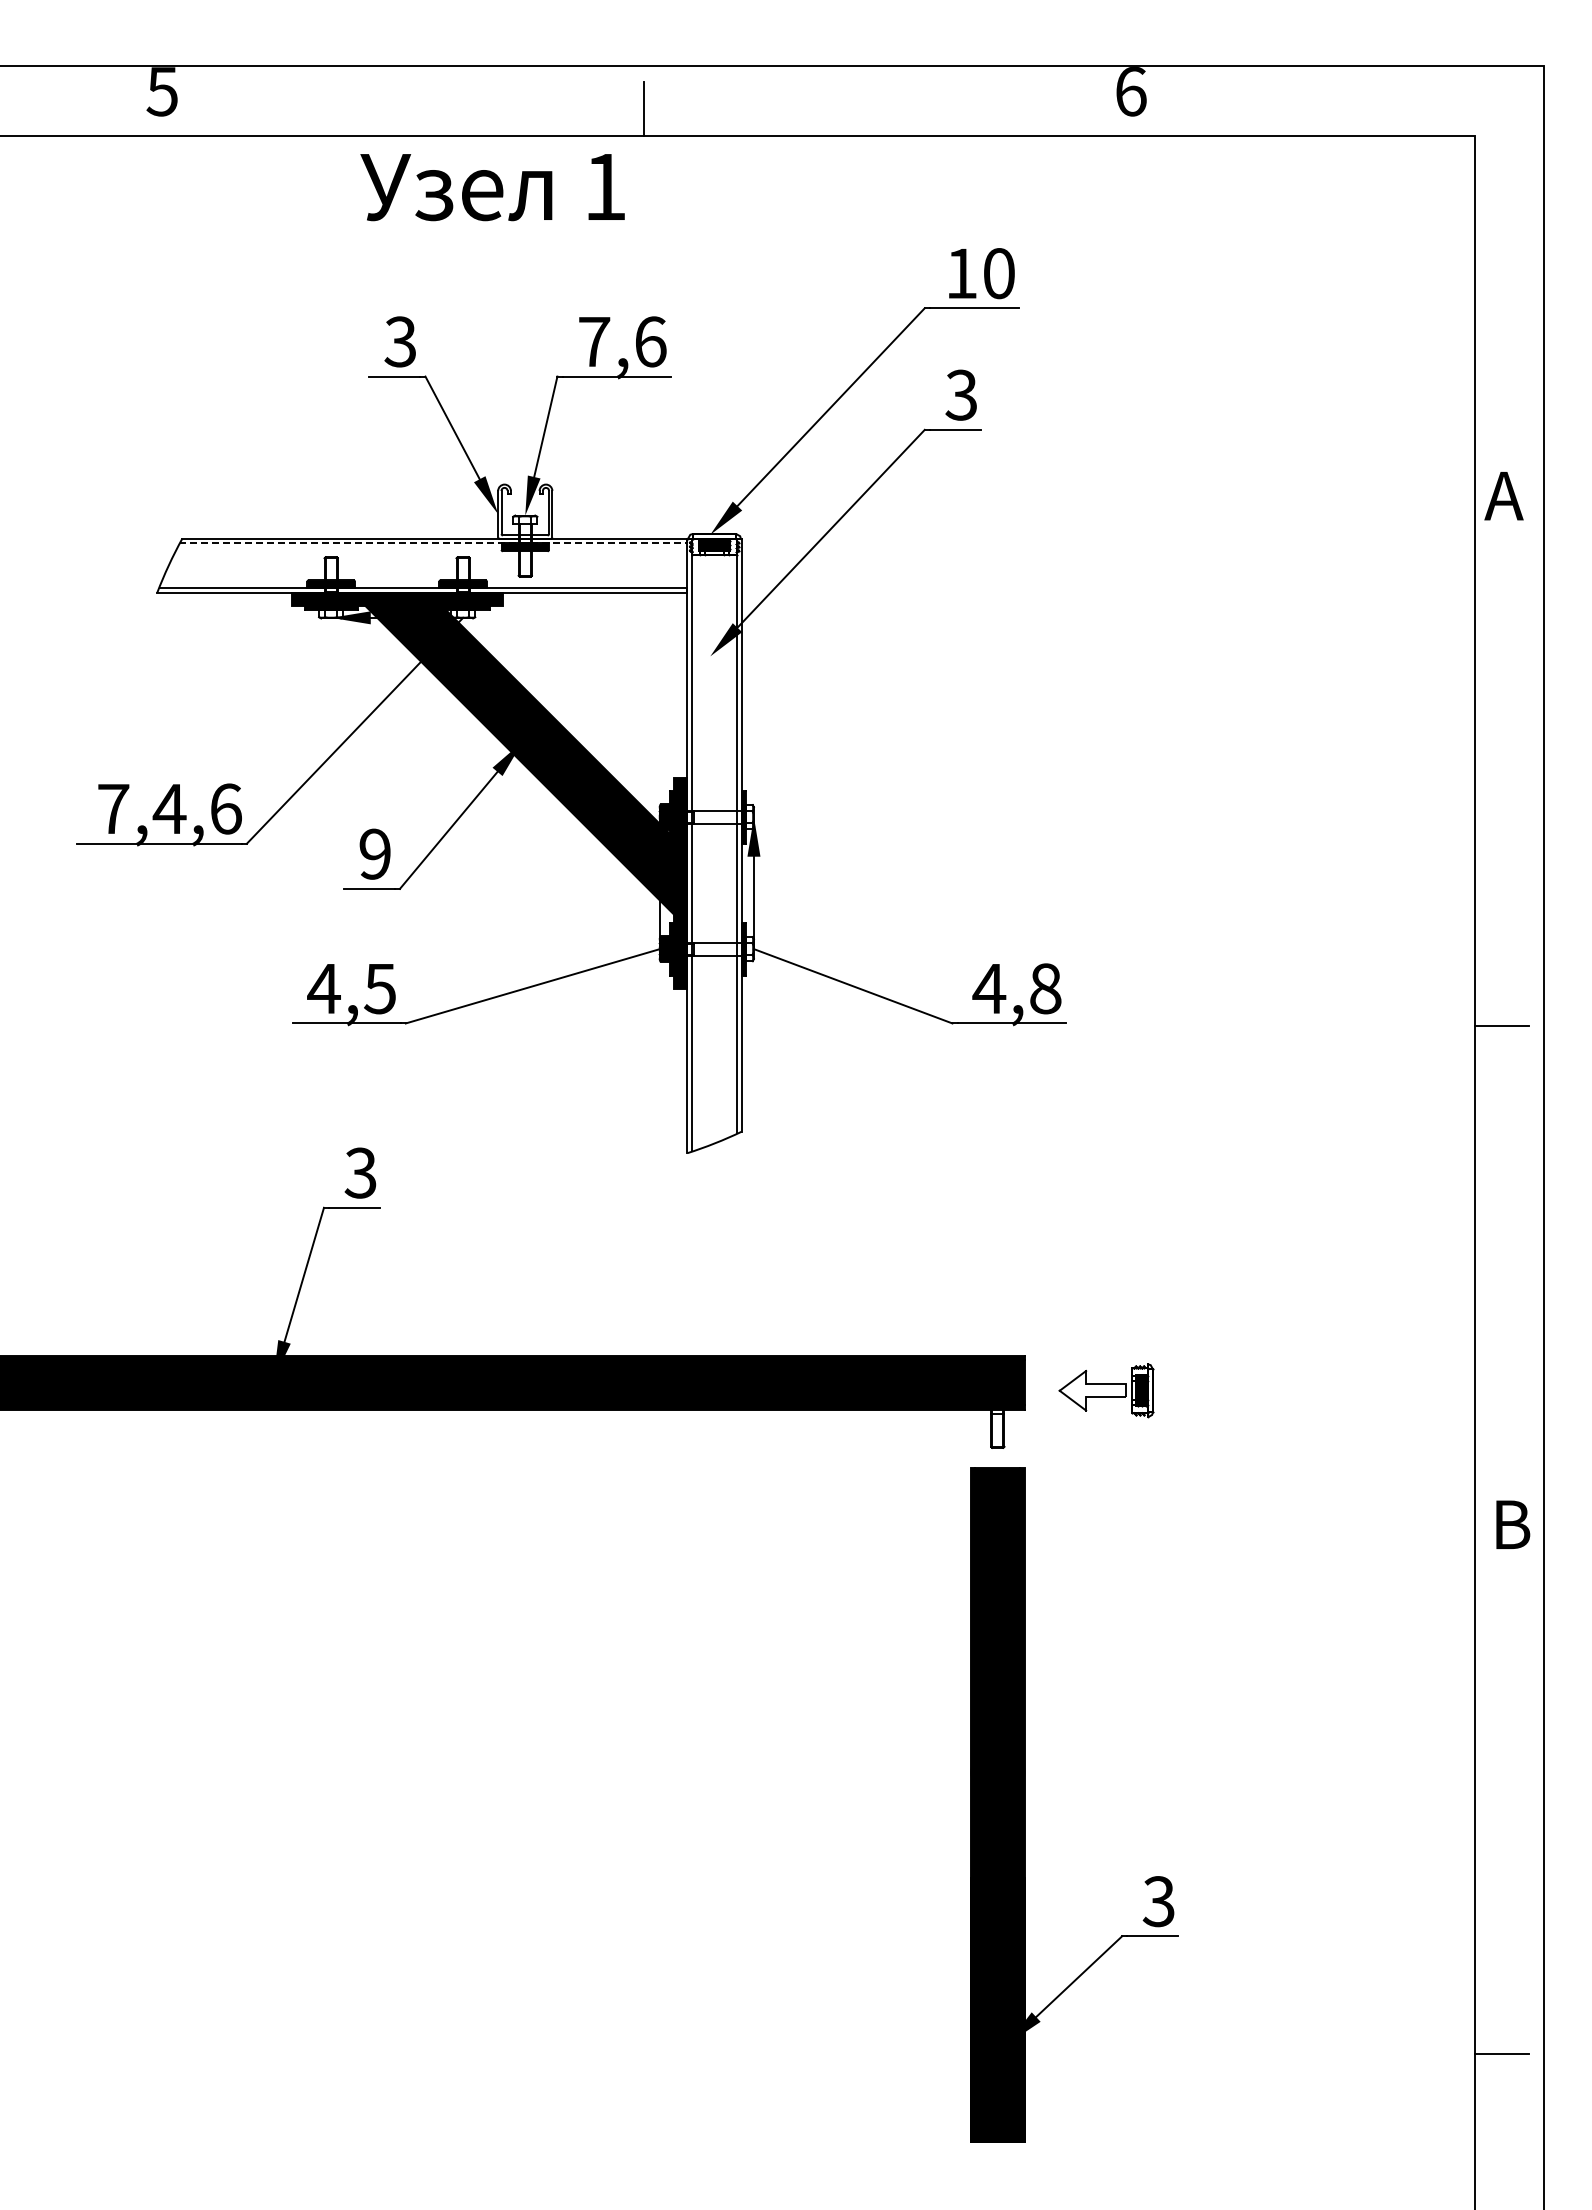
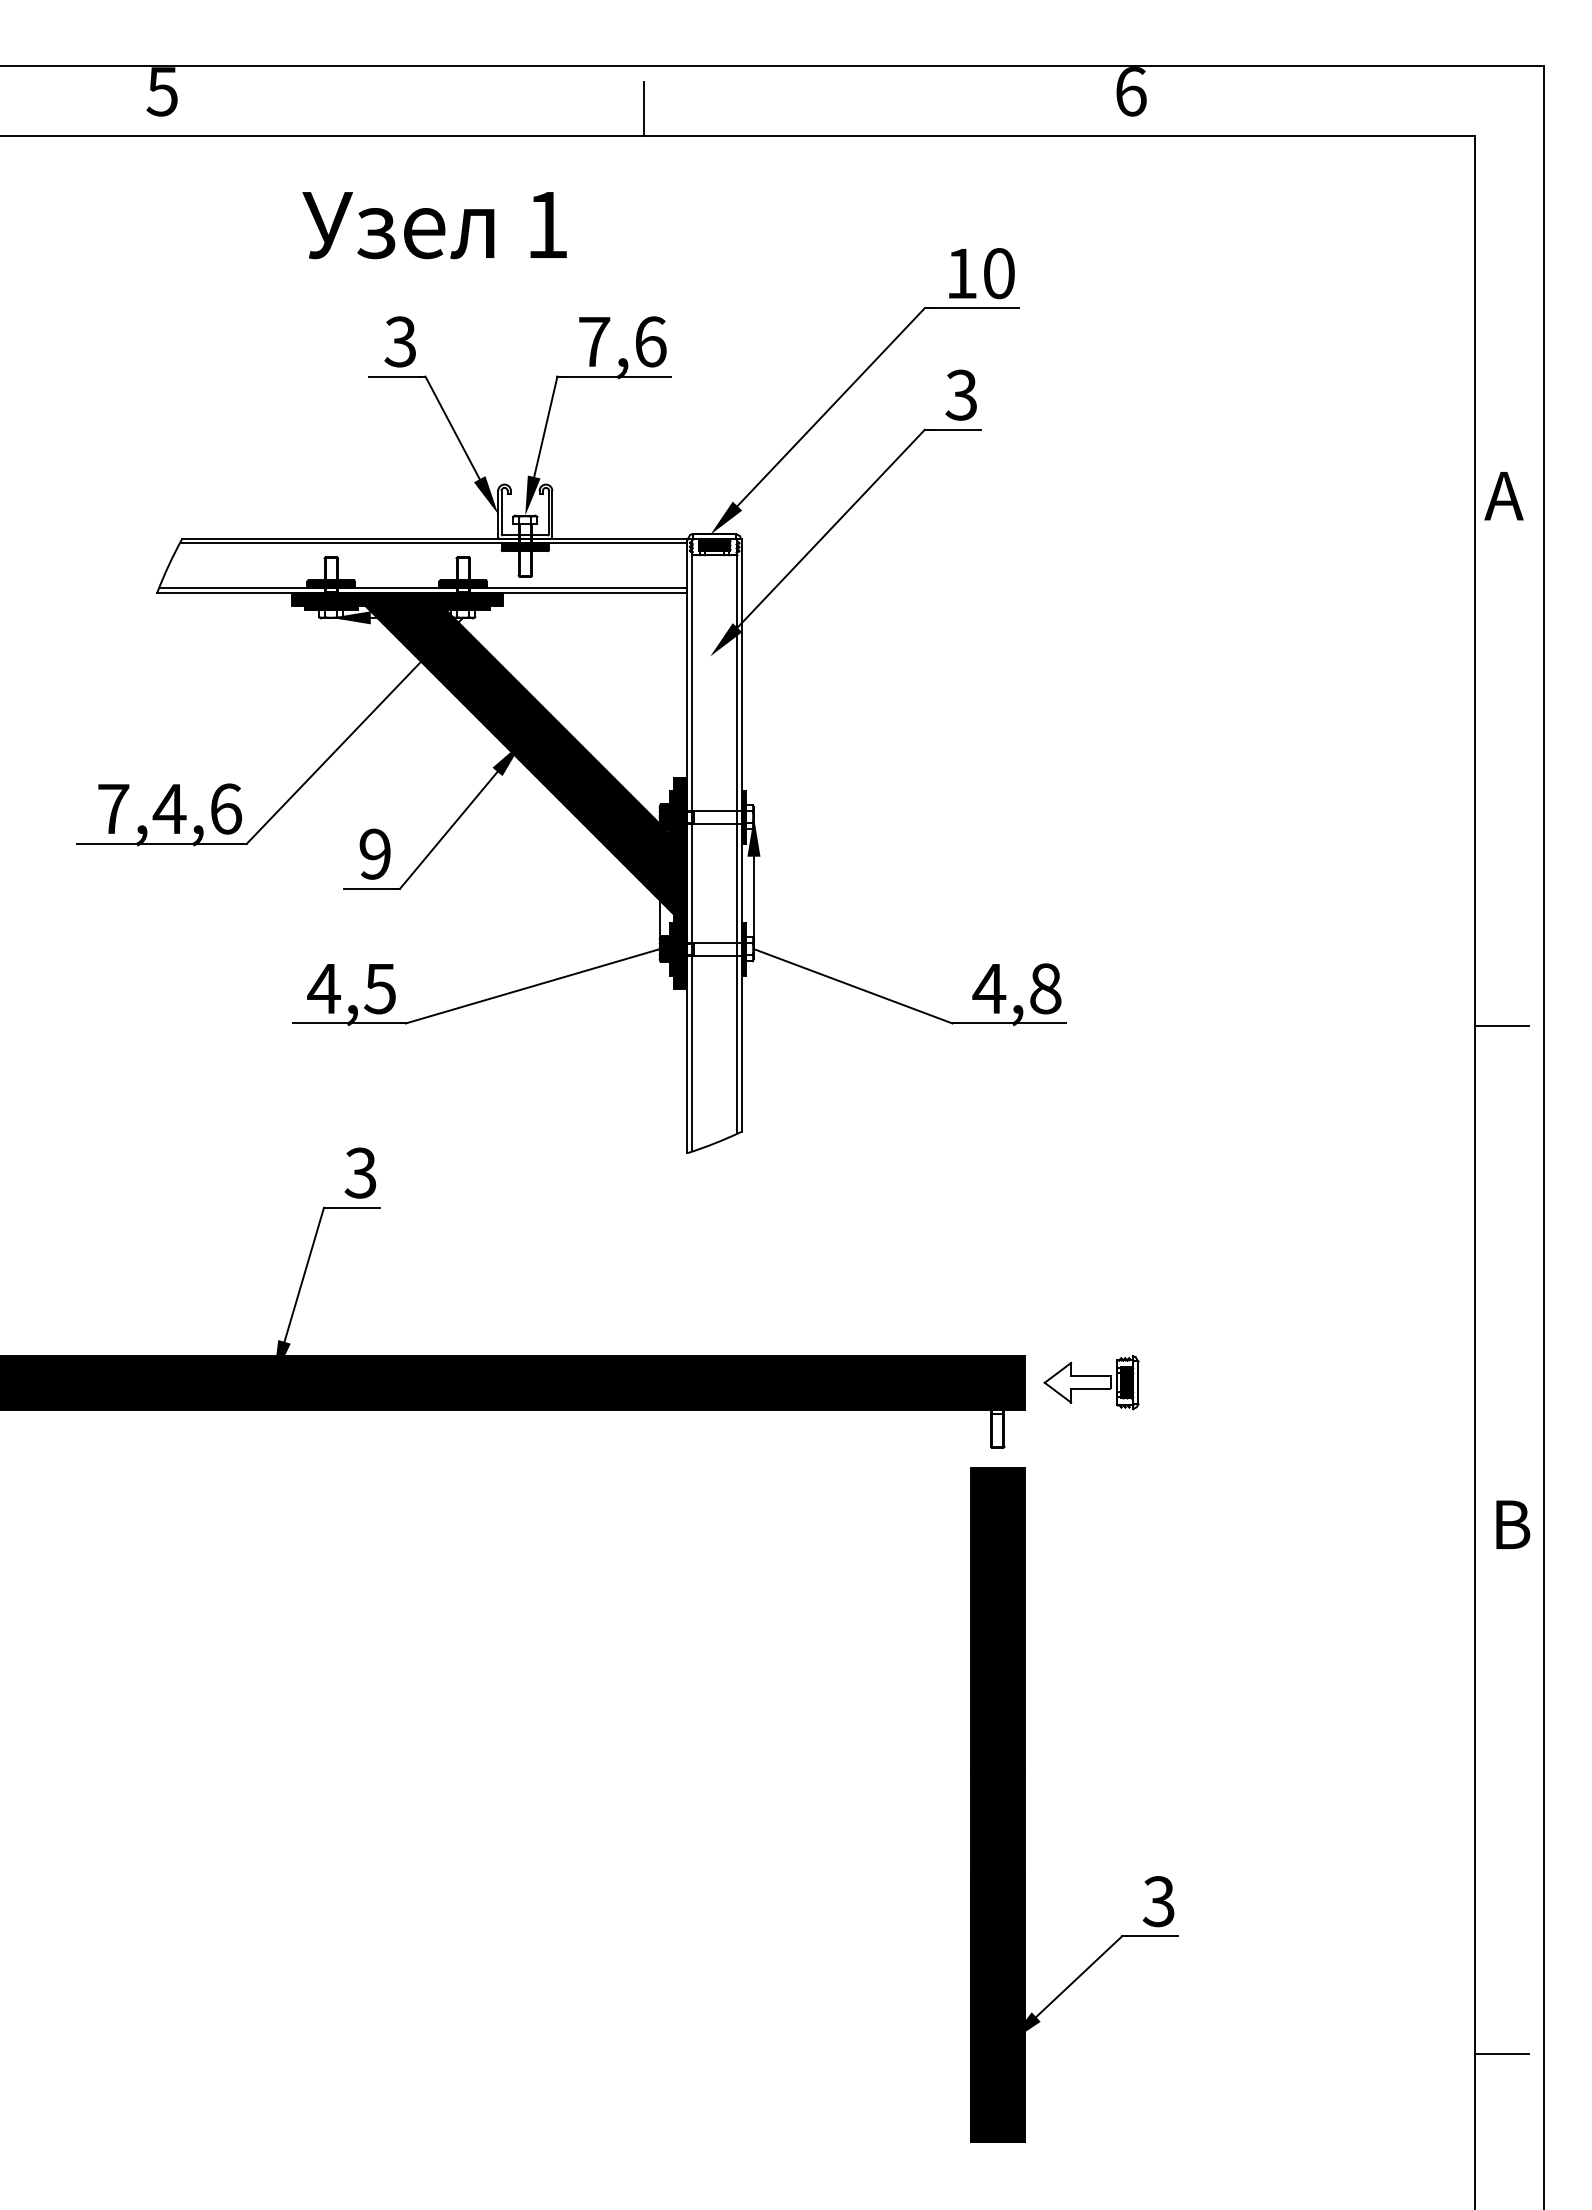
text position: (492, 187) -> (434, 225) (434, 225)
line: dashed -> solid (436, 543)
part position: (1106, 1390) -> (1091, 1382) (1091, 1382)
